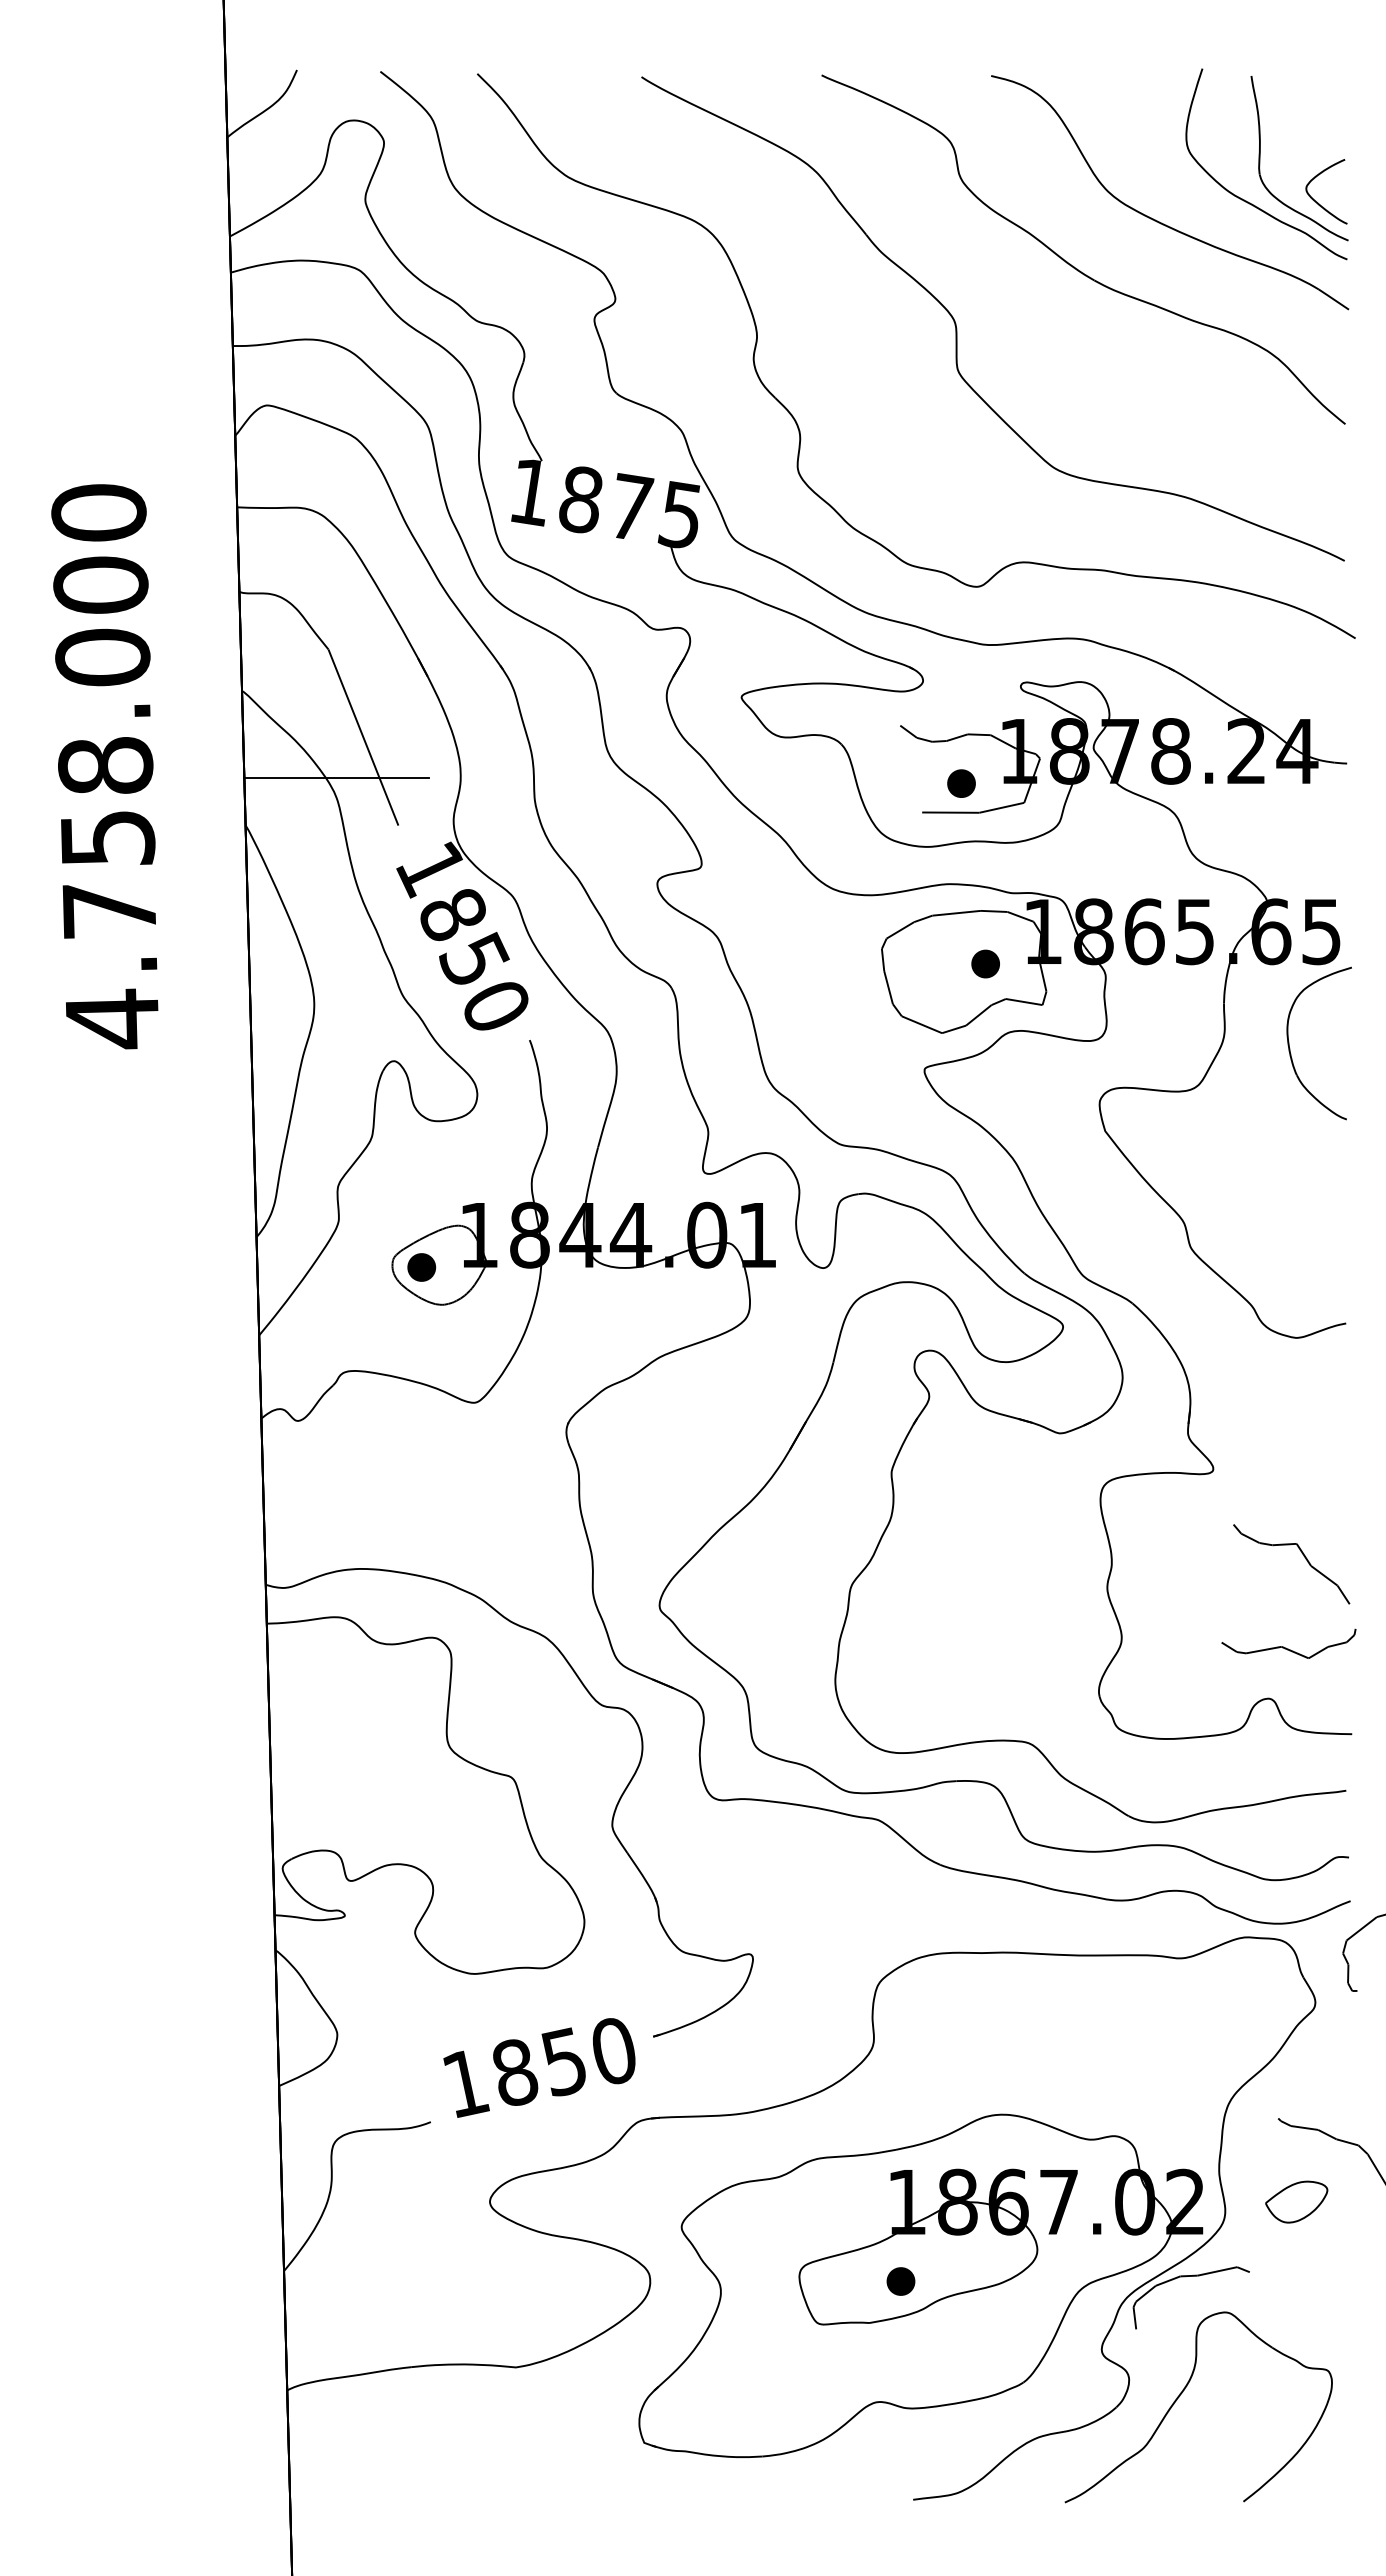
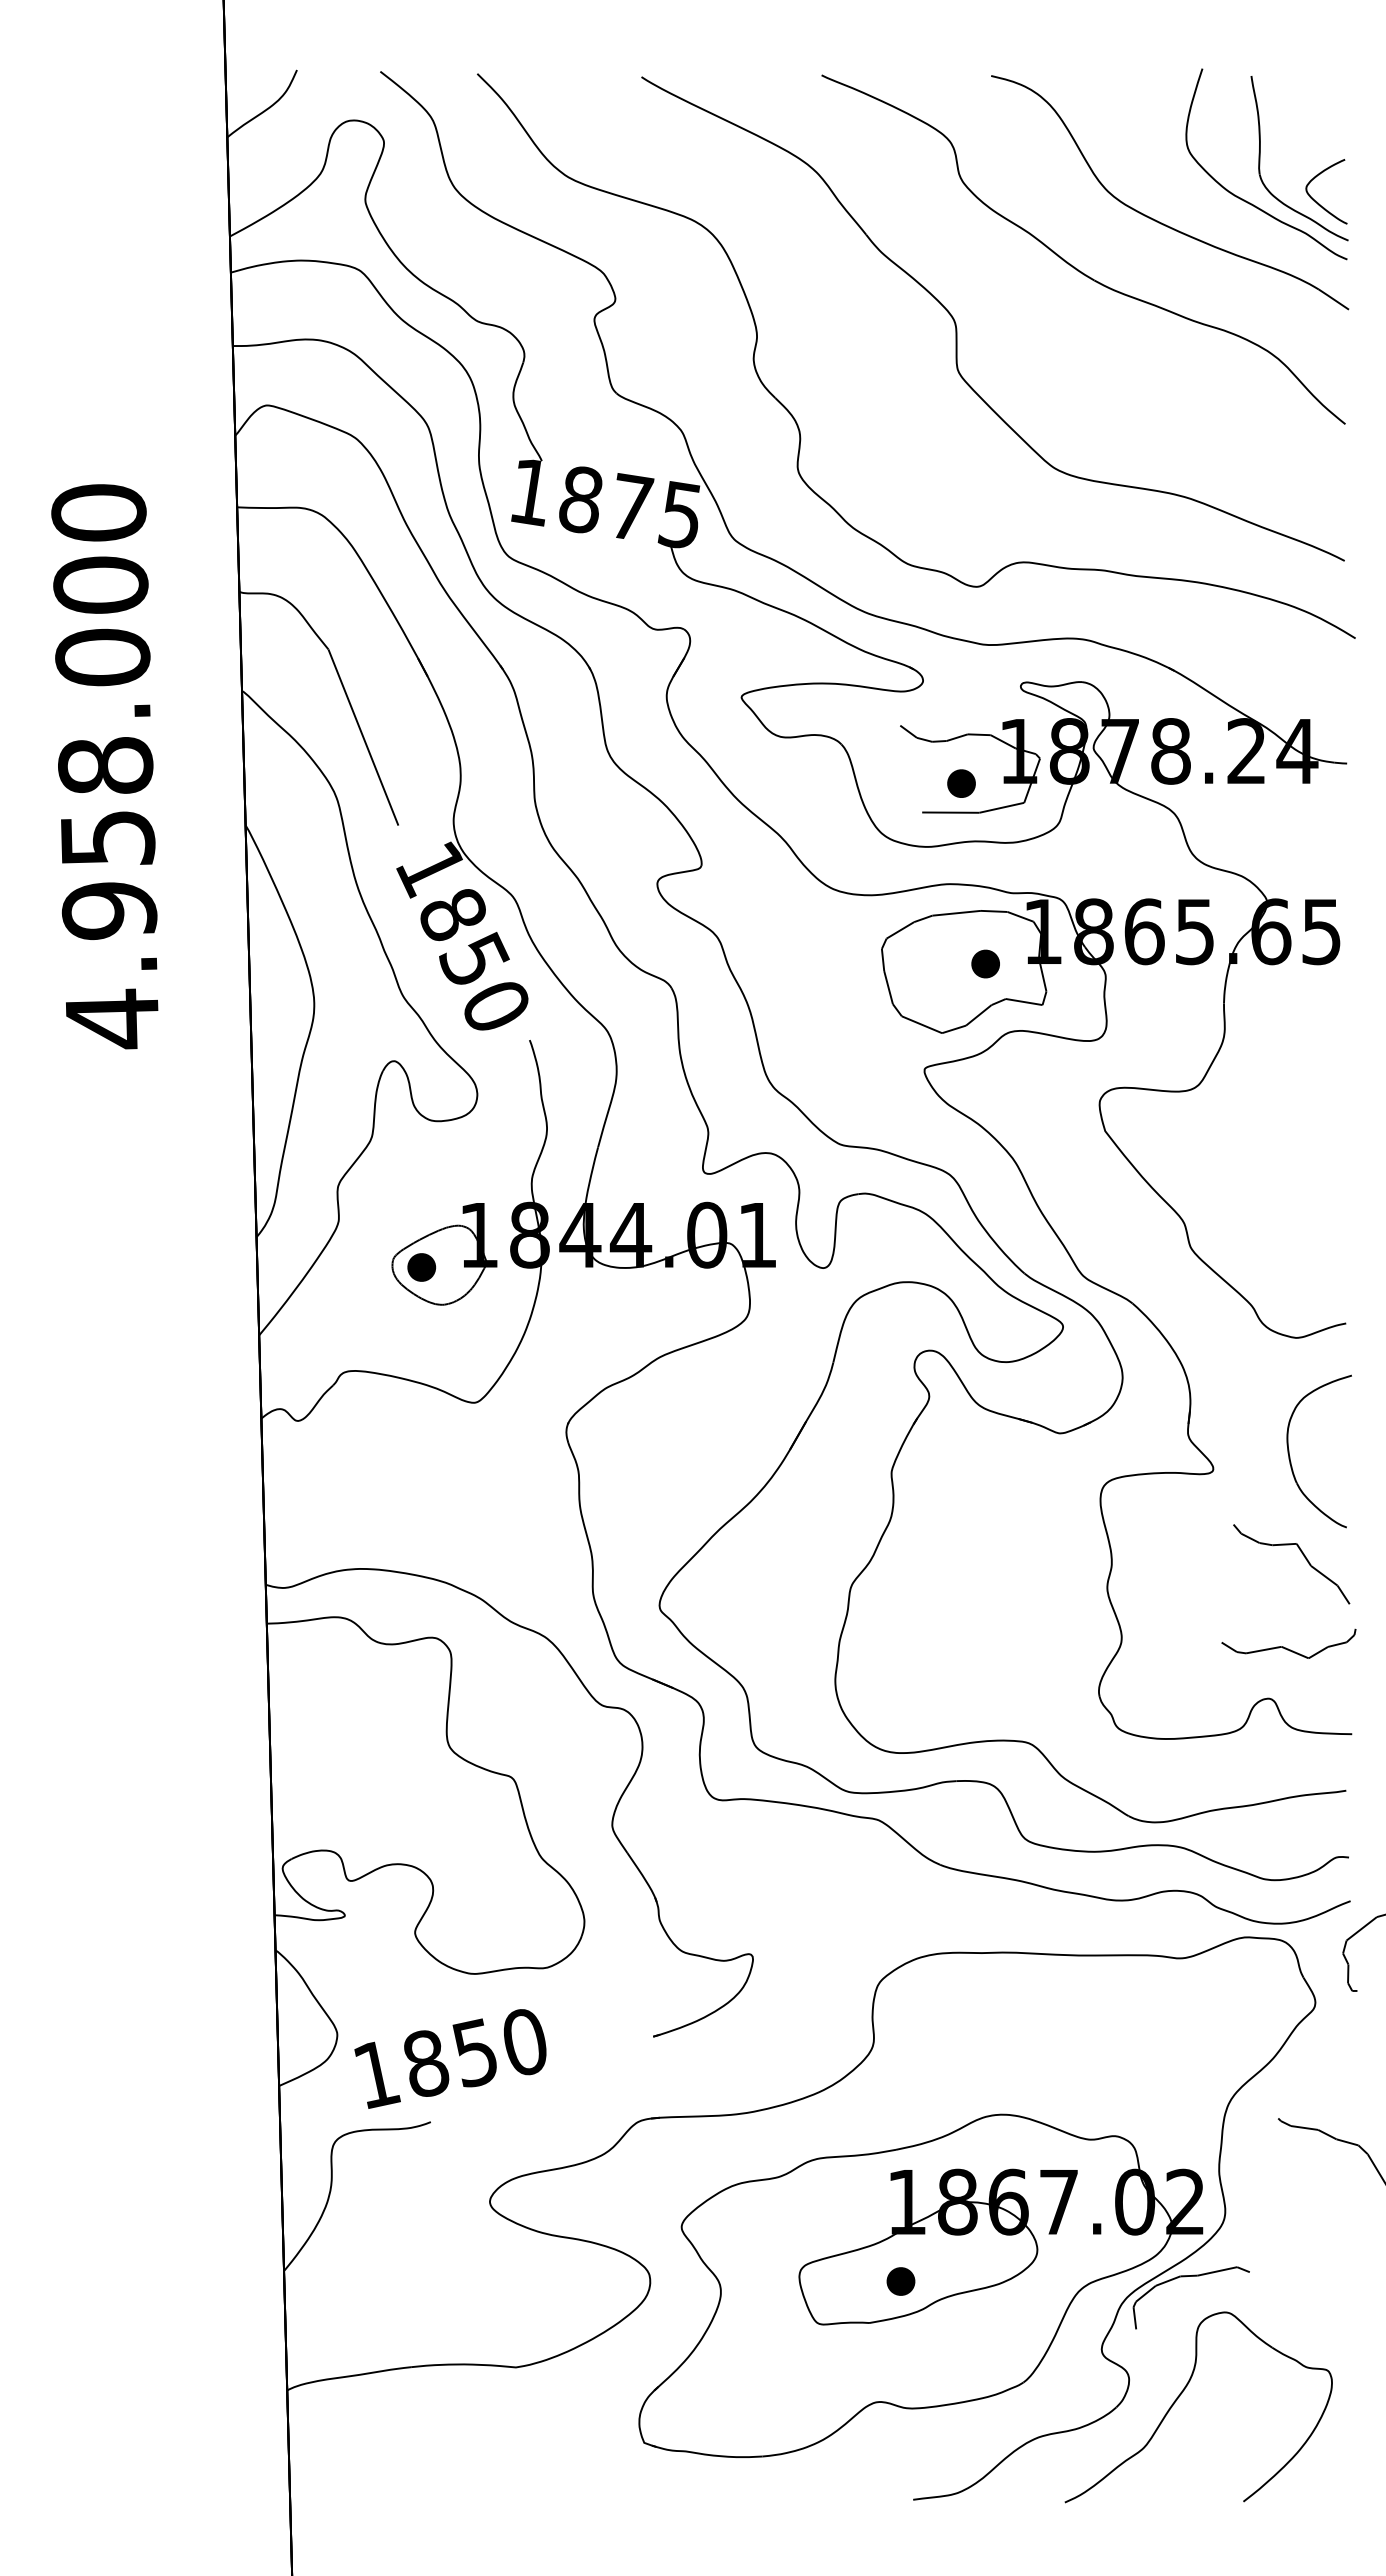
line: present -> none (336, 777)
text: 4.758.000 -> 4.958.000 (109, 911)
part position: (1290, 1048) -> (1290, 1456) (1290, 1456)
text position: (539, 2067) -> (450, 2058) (450, 2058)
part: present -> none (1296, 2201)
